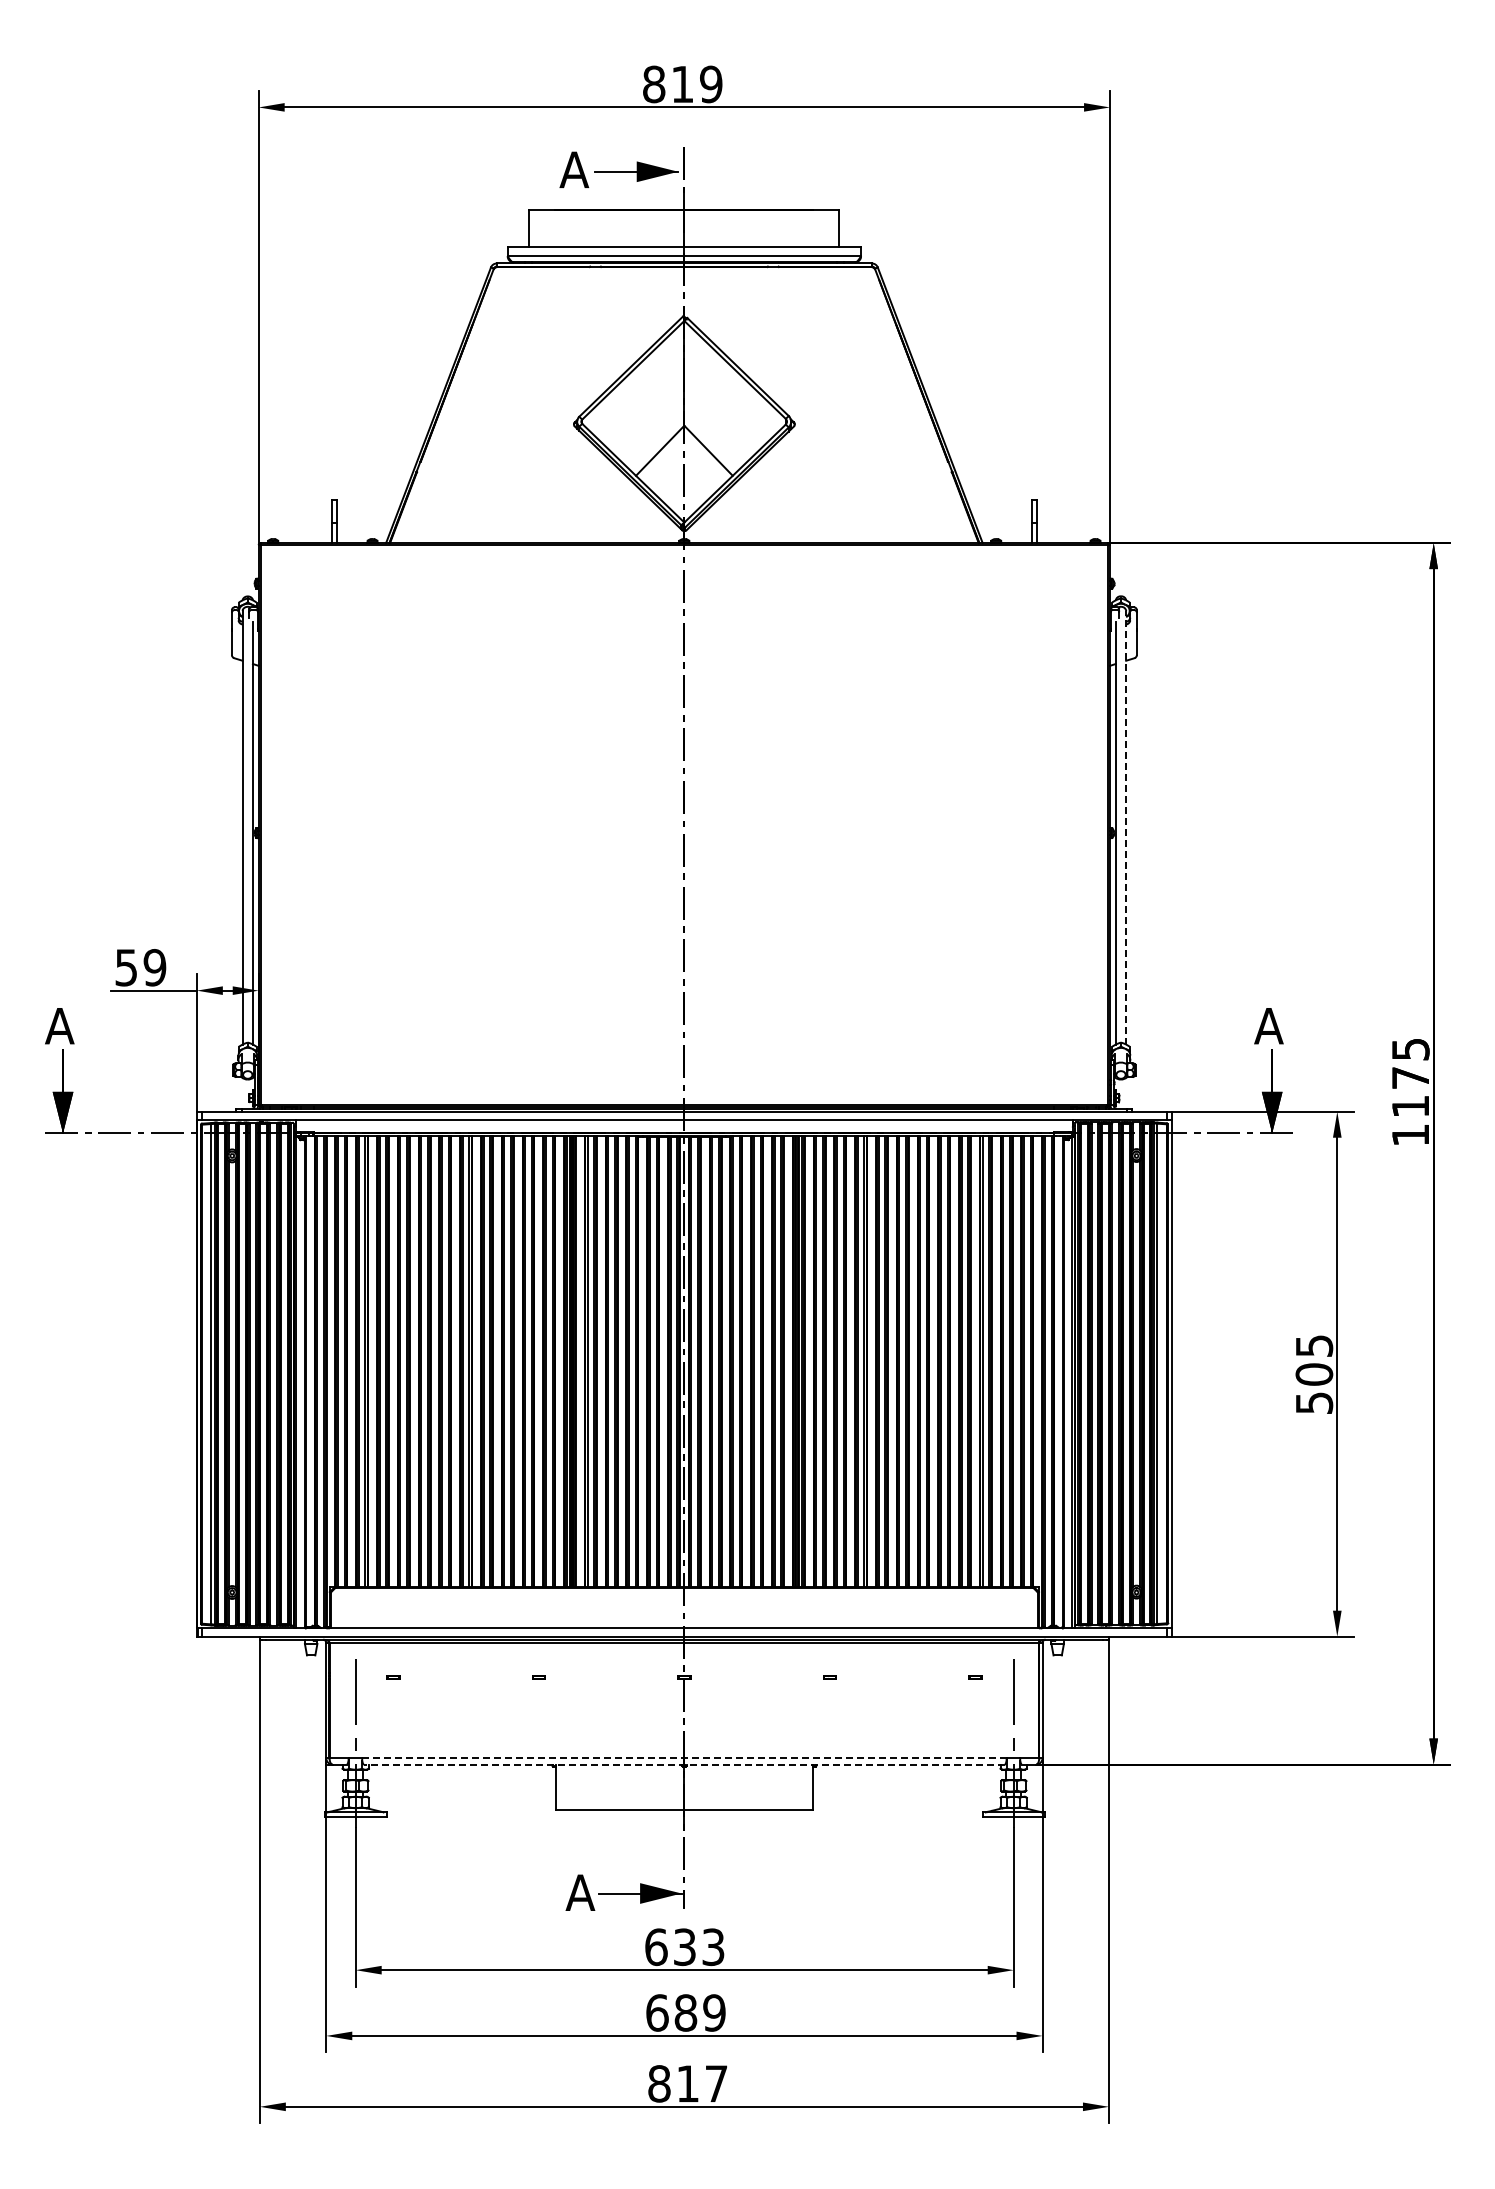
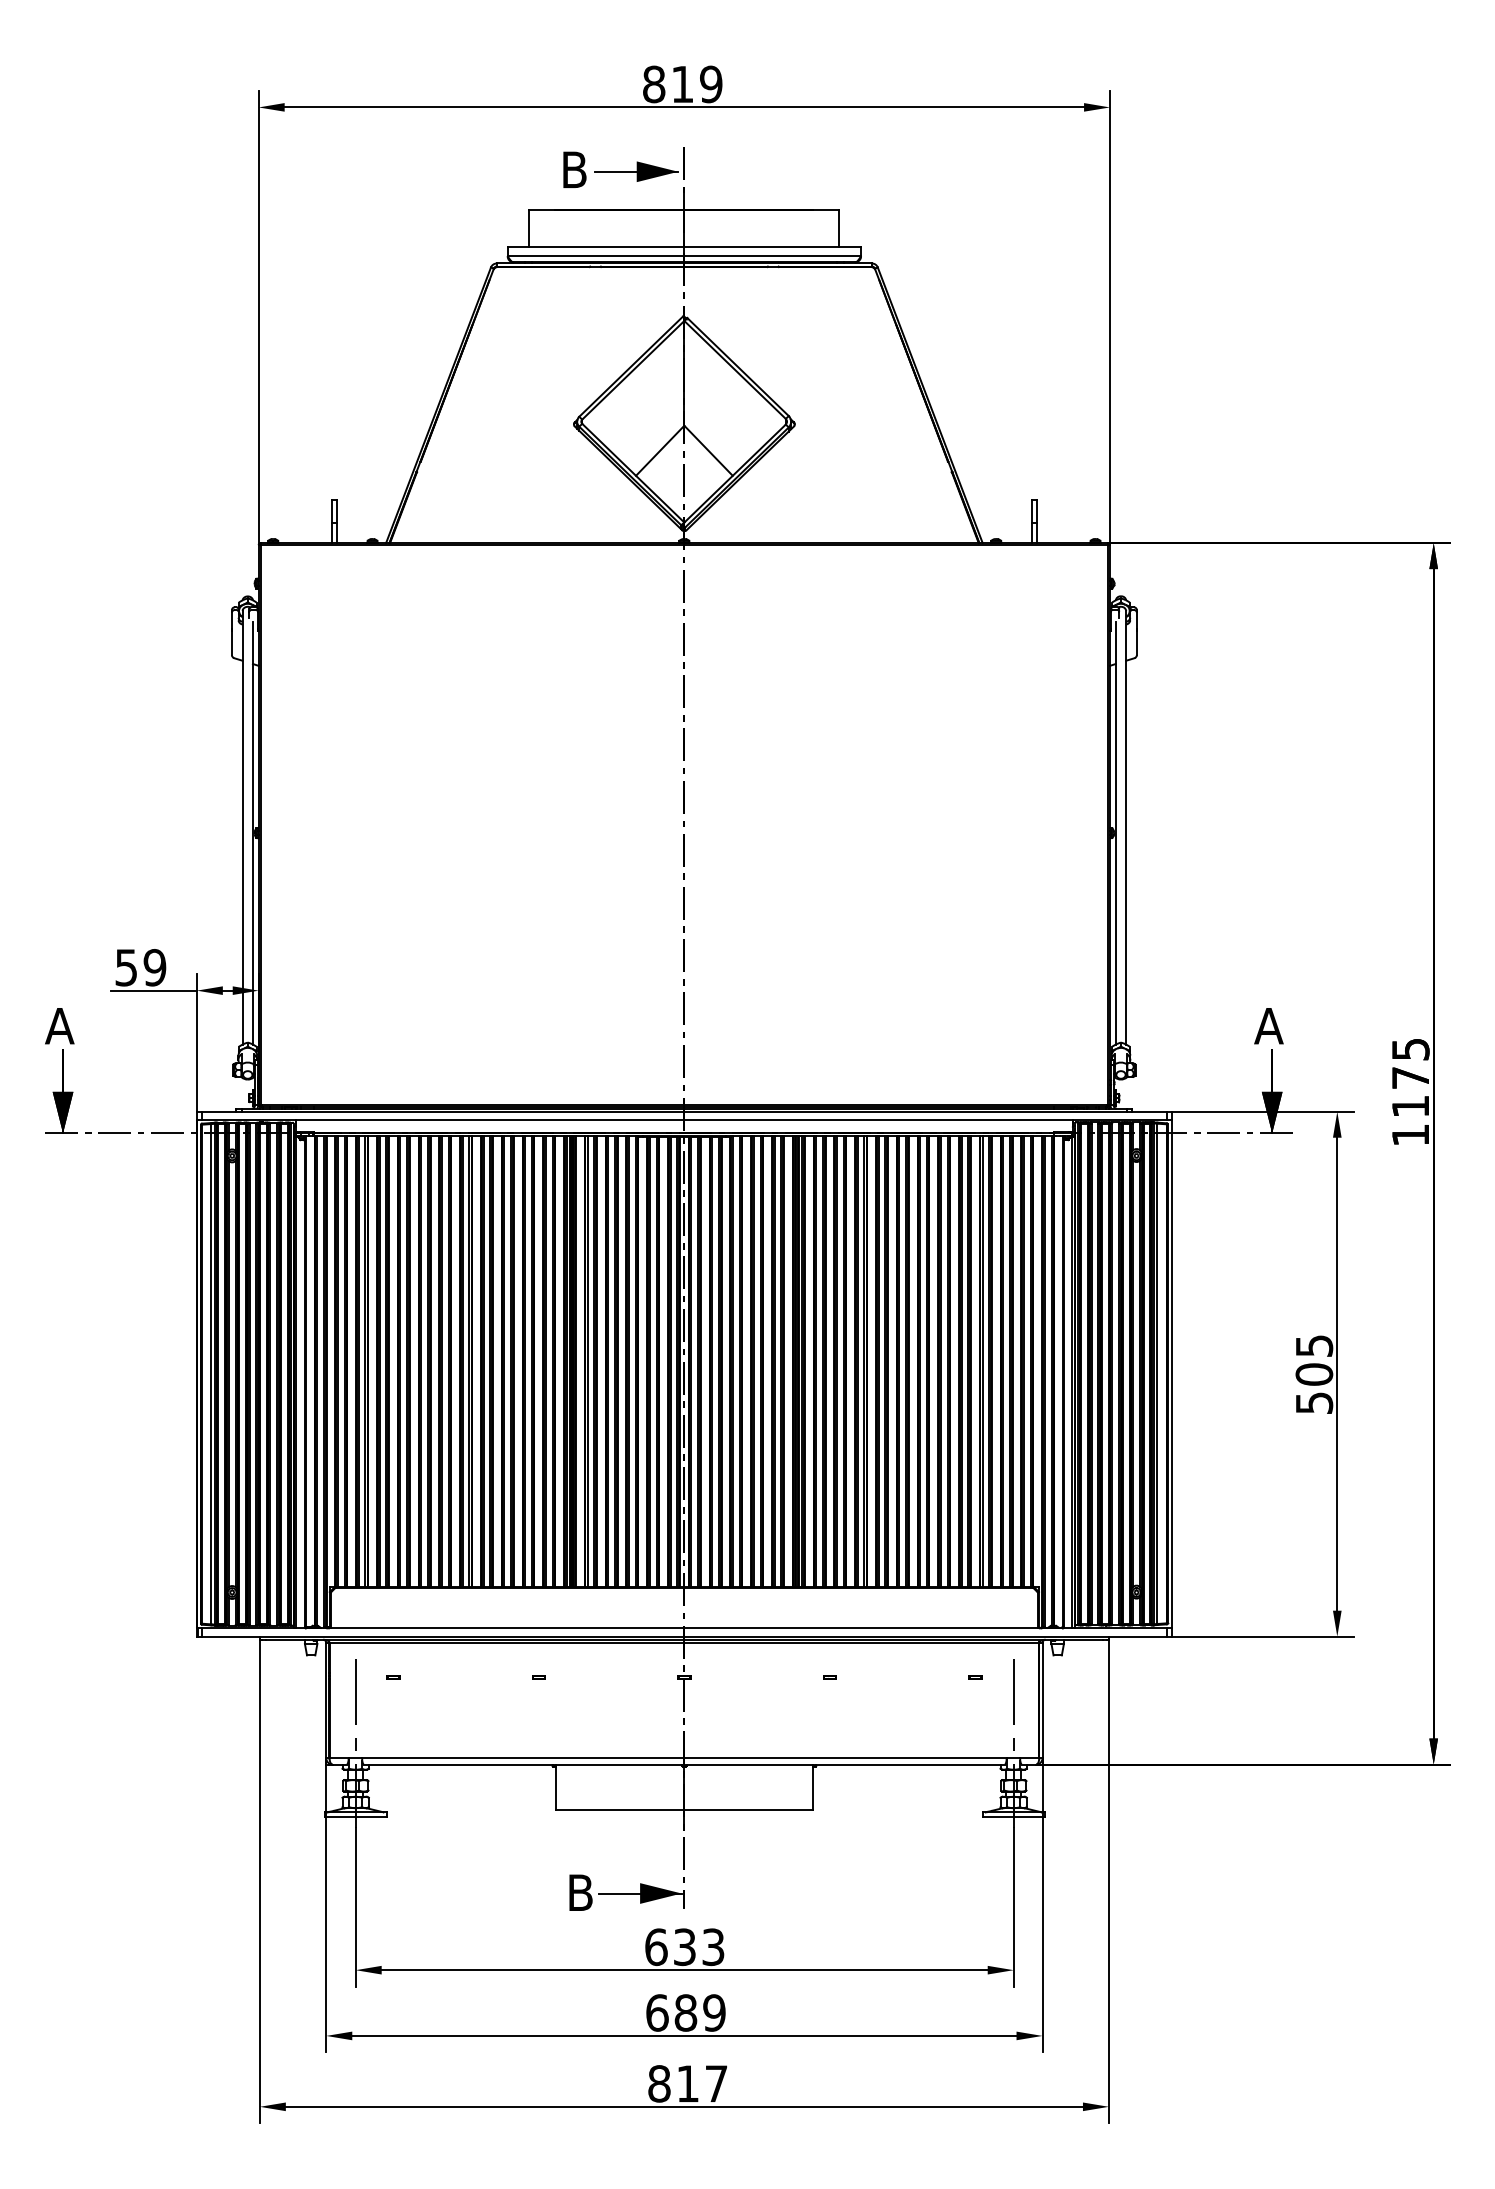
text: A -> B (574, 169)
line: dashed -> solid (1126, 827)
line: dashed -> solid (683, 1758)
line: dashed -> solid (683, 1764)
text: A -> B (580, 1892)
